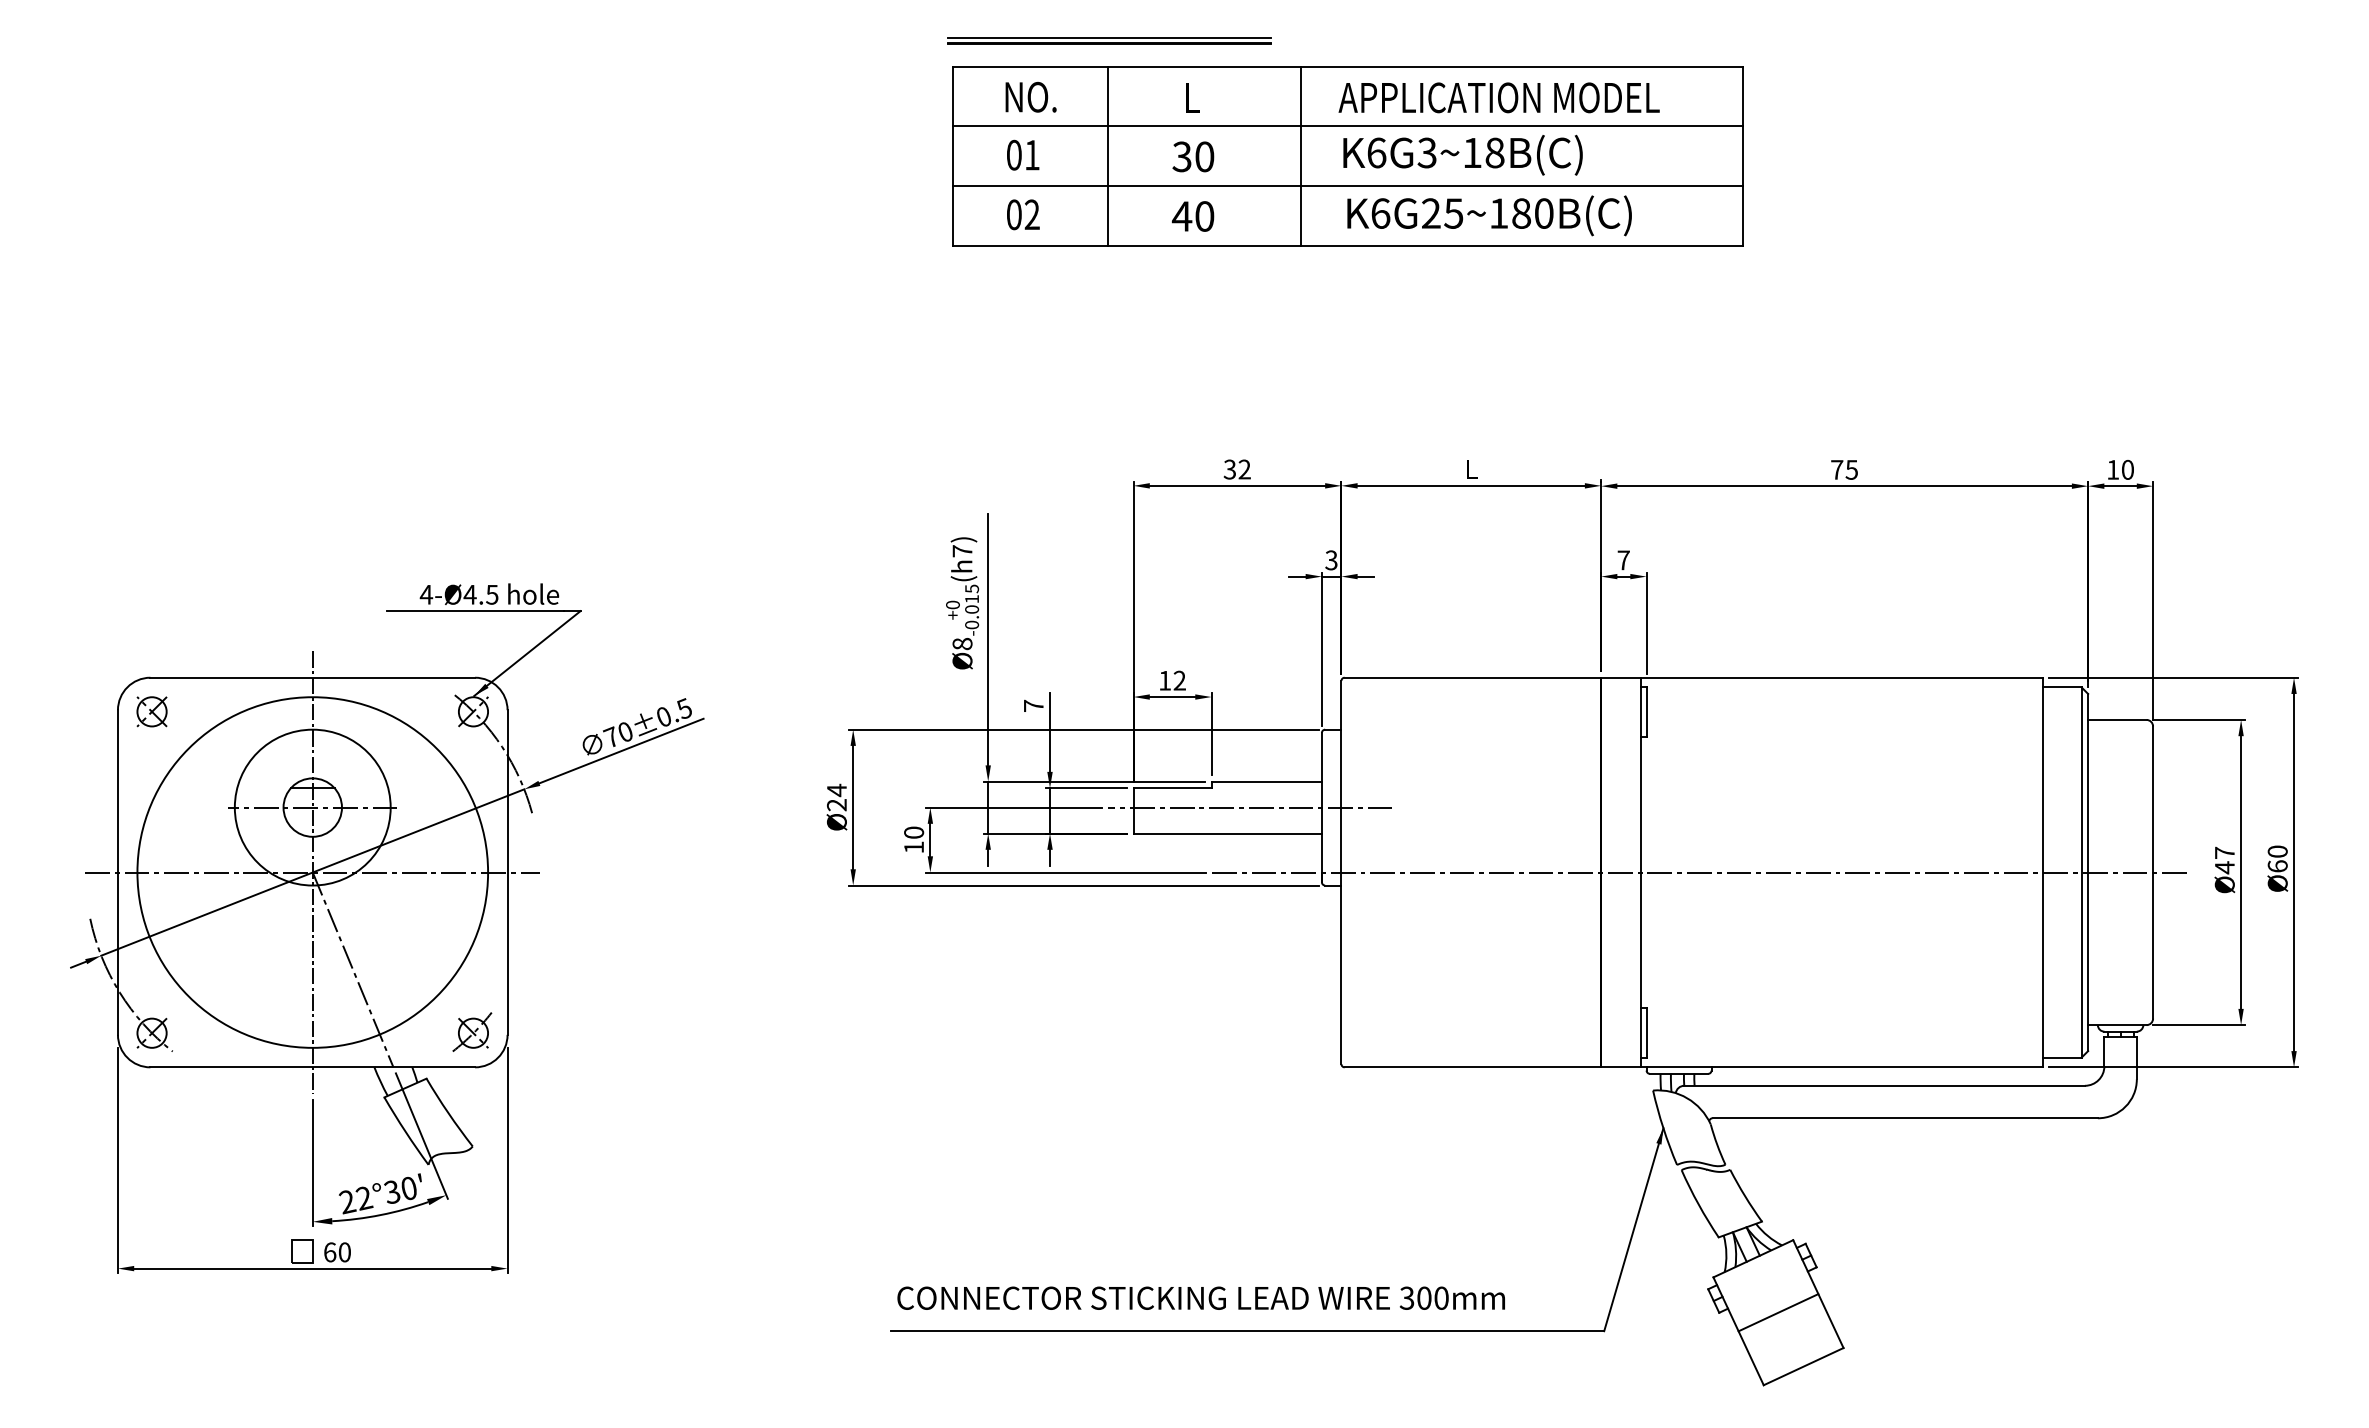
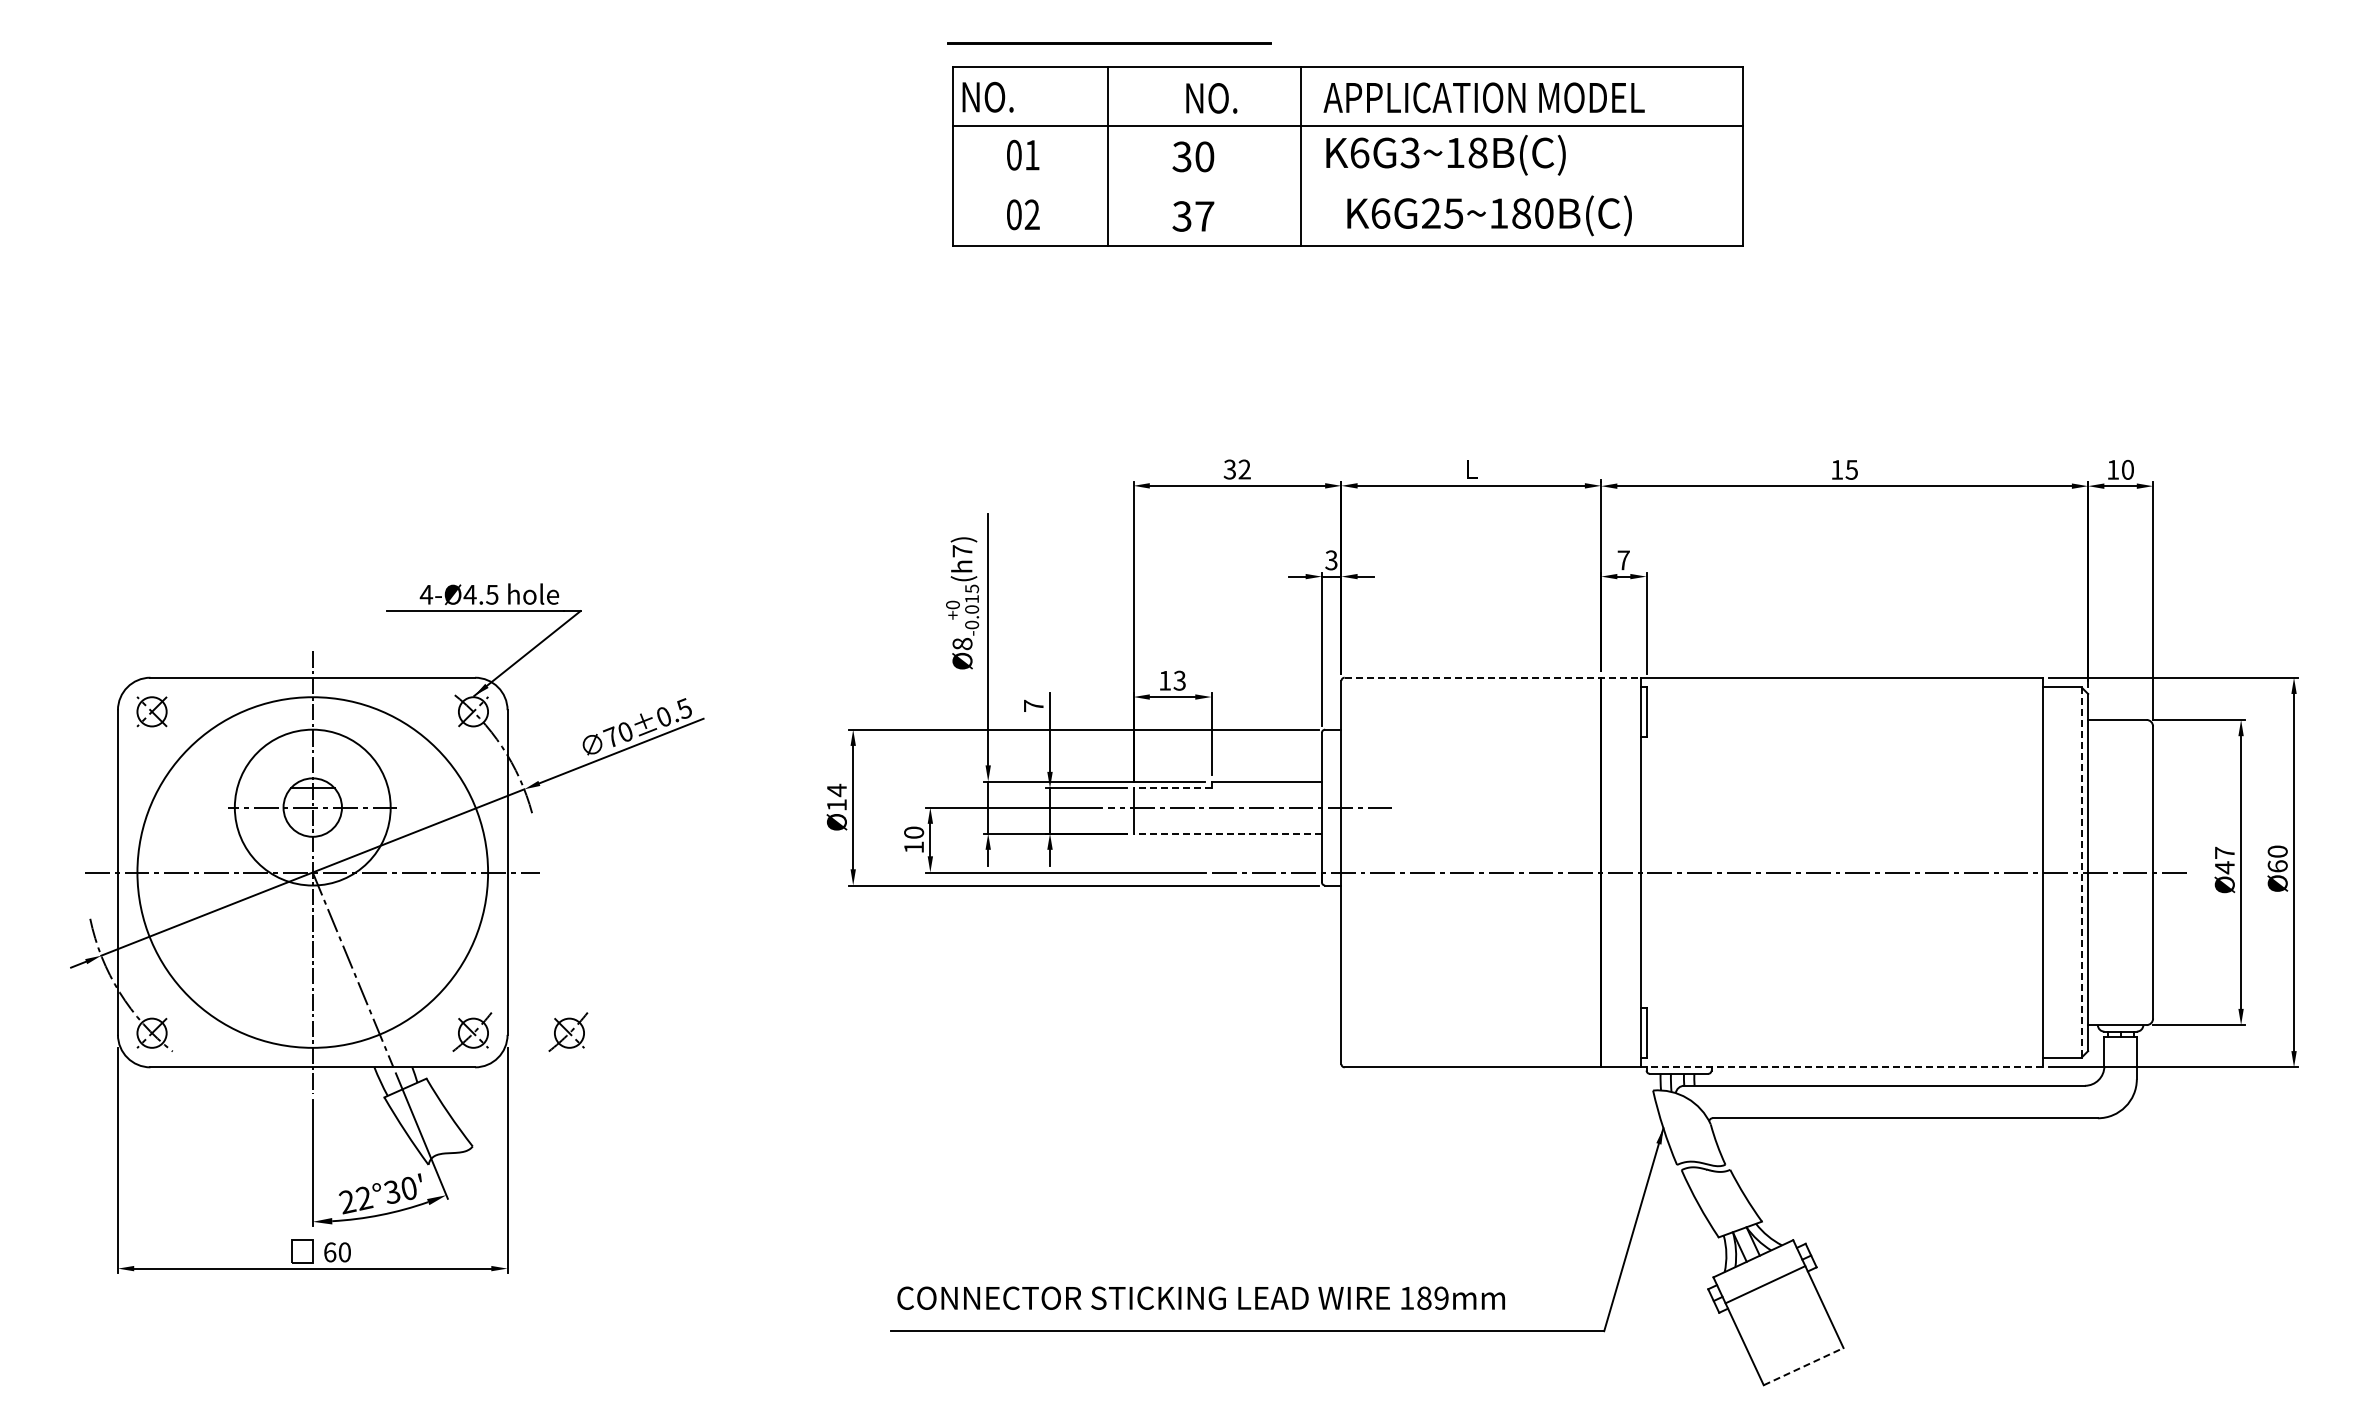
line: present -> none (1109, 38)
text position: (1030, 97) -> (987, 97) (987, 97)
text position: (1498, 97) -> (1483, 97) (1483, 97)
text: L -> NO. (1211, 98)
text position: (1462, 154) -> (1445, 154) (1445, 154)
line: present -> none (1348, 185)
text: 40 -> 37 (1192, 216)
text: 75 -> 15 (1837, 469)
line: solid -> dashed (1493, 677)
text: 12 -> 13 (1179, 680)
line: solid -> dashed (1172, 788)
text: Ø24 -> Ø14 (836, 805)
line: solid -> dashed (1227, 833)
line: solid -> dashed (2081, 873)
part: none -> present (568, 1031)
line: solid -> dashed (1841, 1067)
text: 300mm -> 189mm (1423, 1297)
line position: (1778, 1312) -> (1765, 1284) (1765, 1284)
line: solid -> dashed (1804, 1366)
